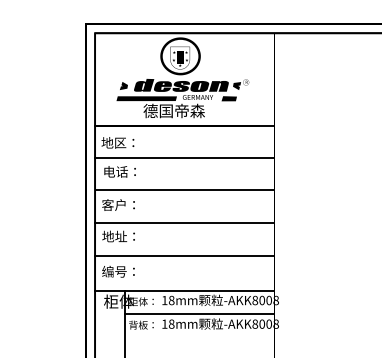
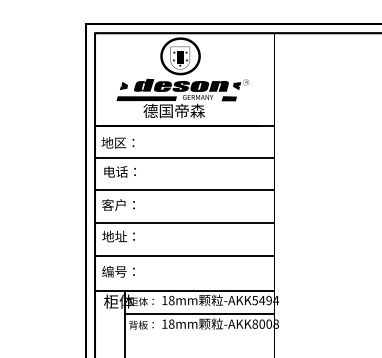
text: -AKK8008 -> -AKK5494 (265, 300)
